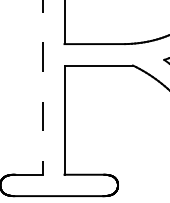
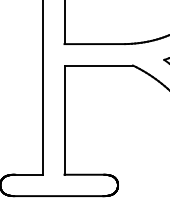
line: dashed -> solid (43, 87)
